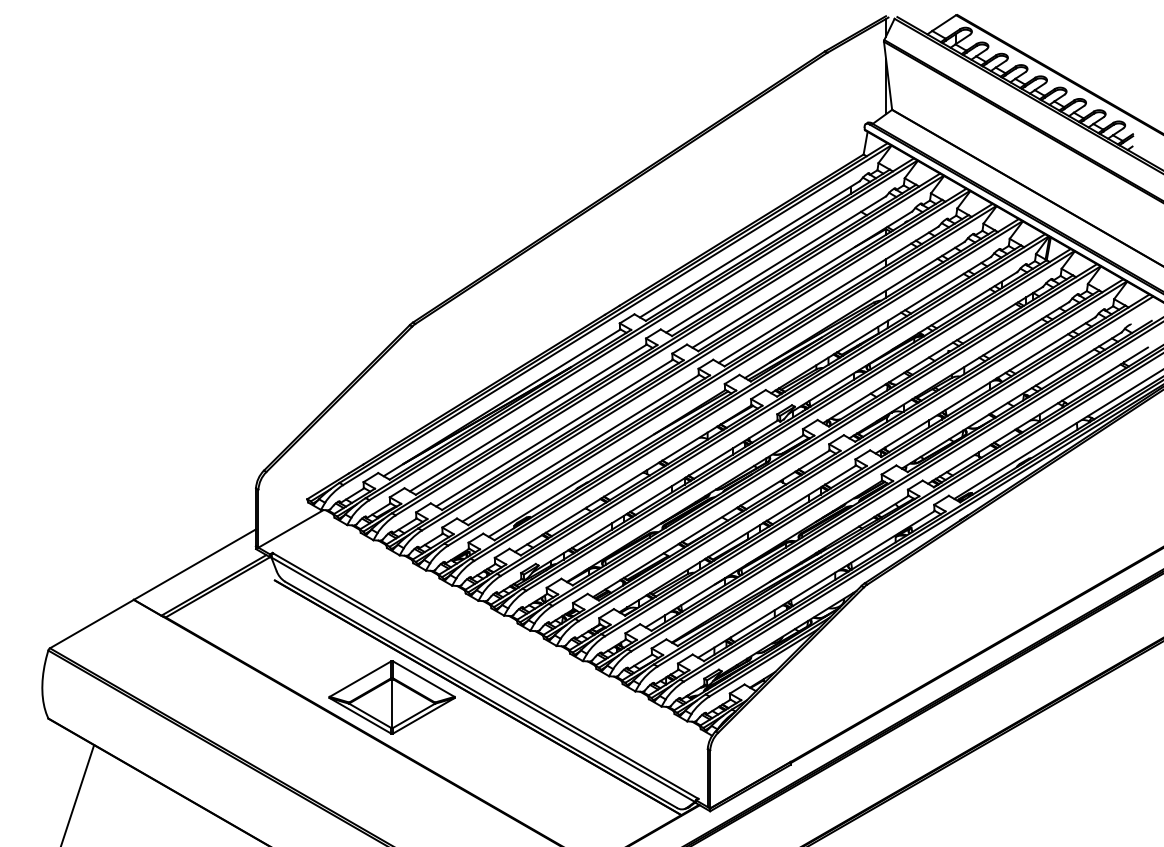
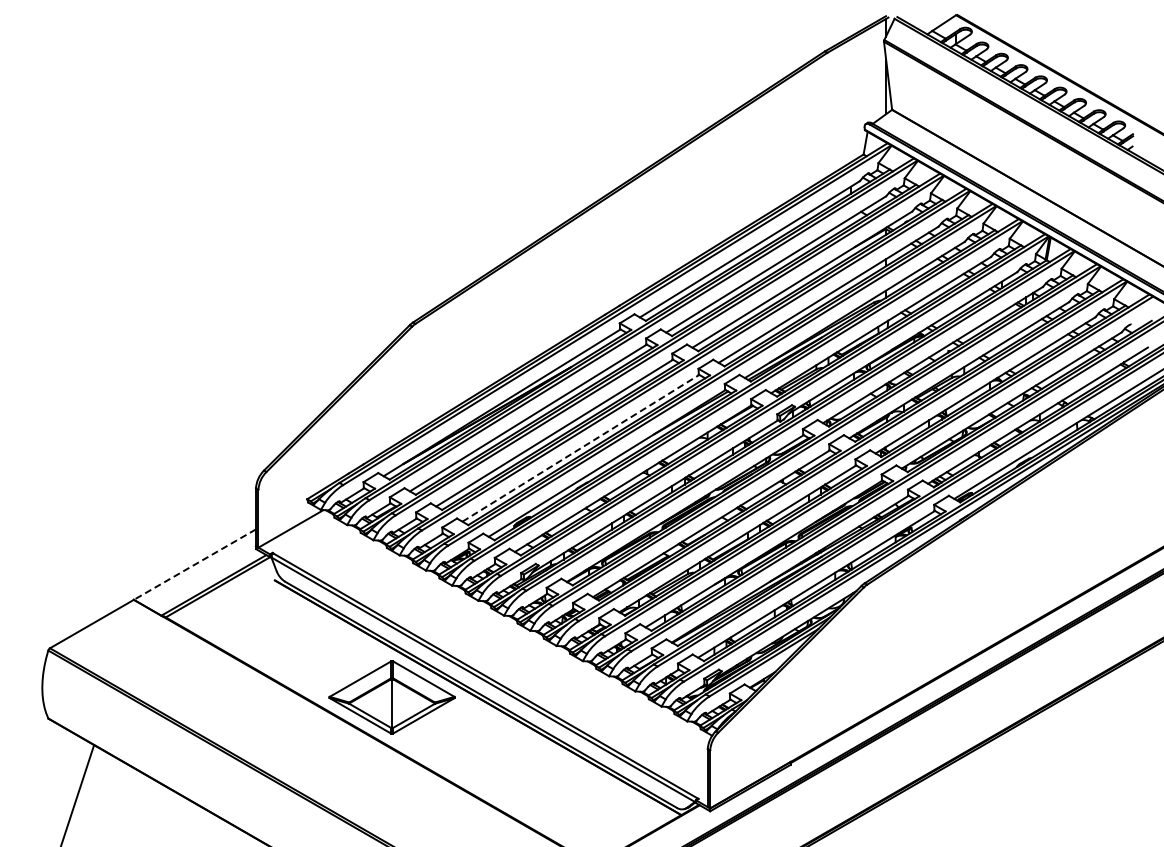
line: solid -> dashed (581, 448)
line: solid -> dashed (194, 564)
